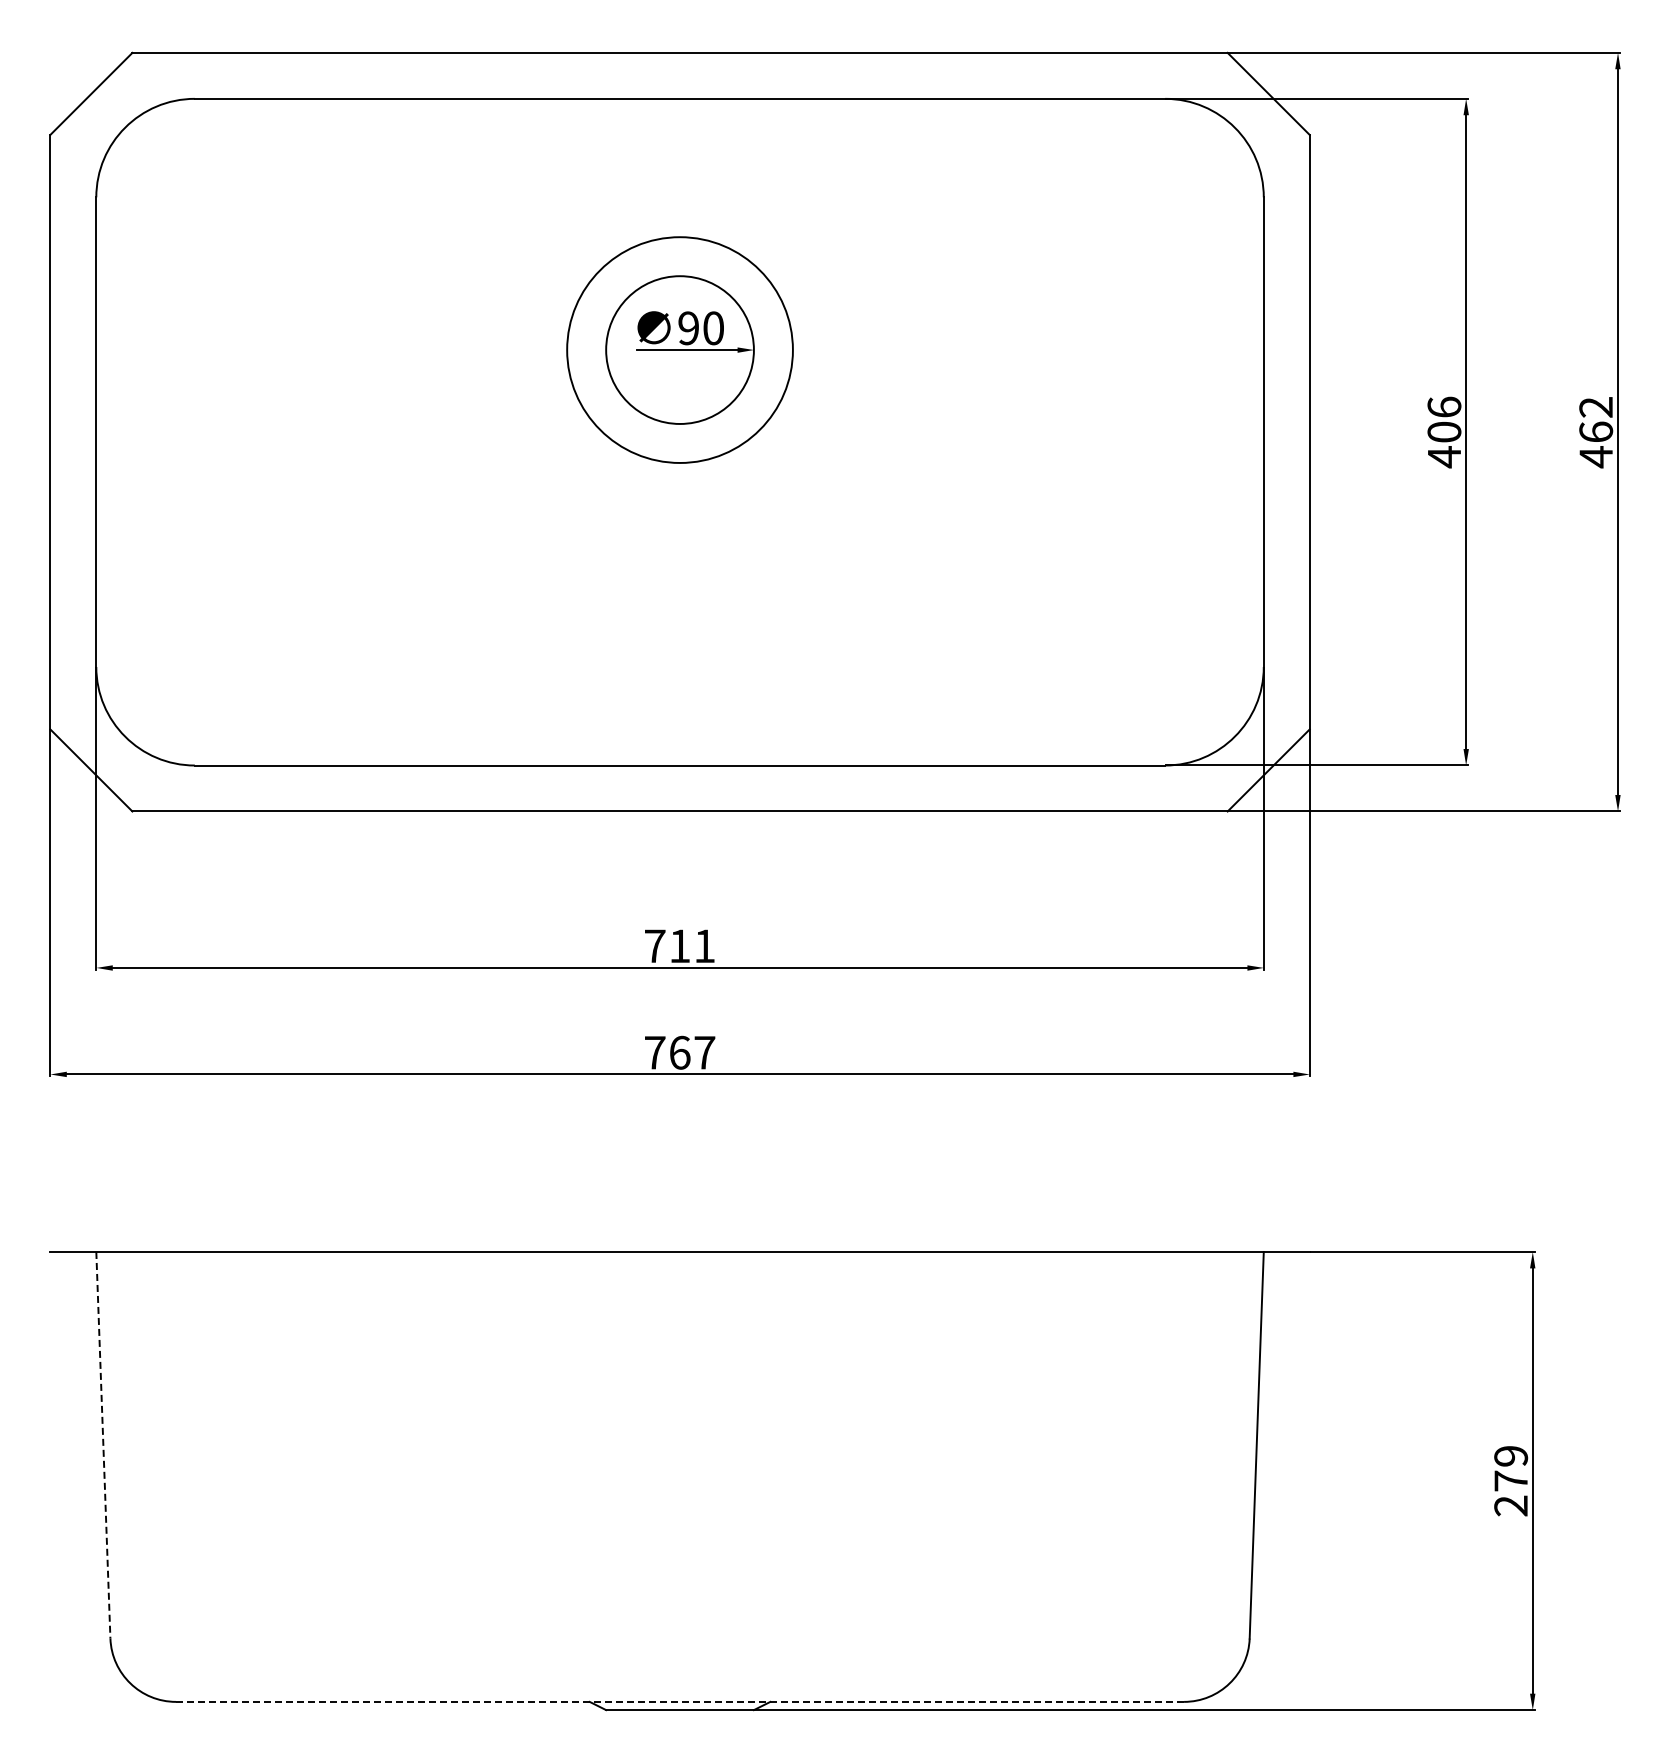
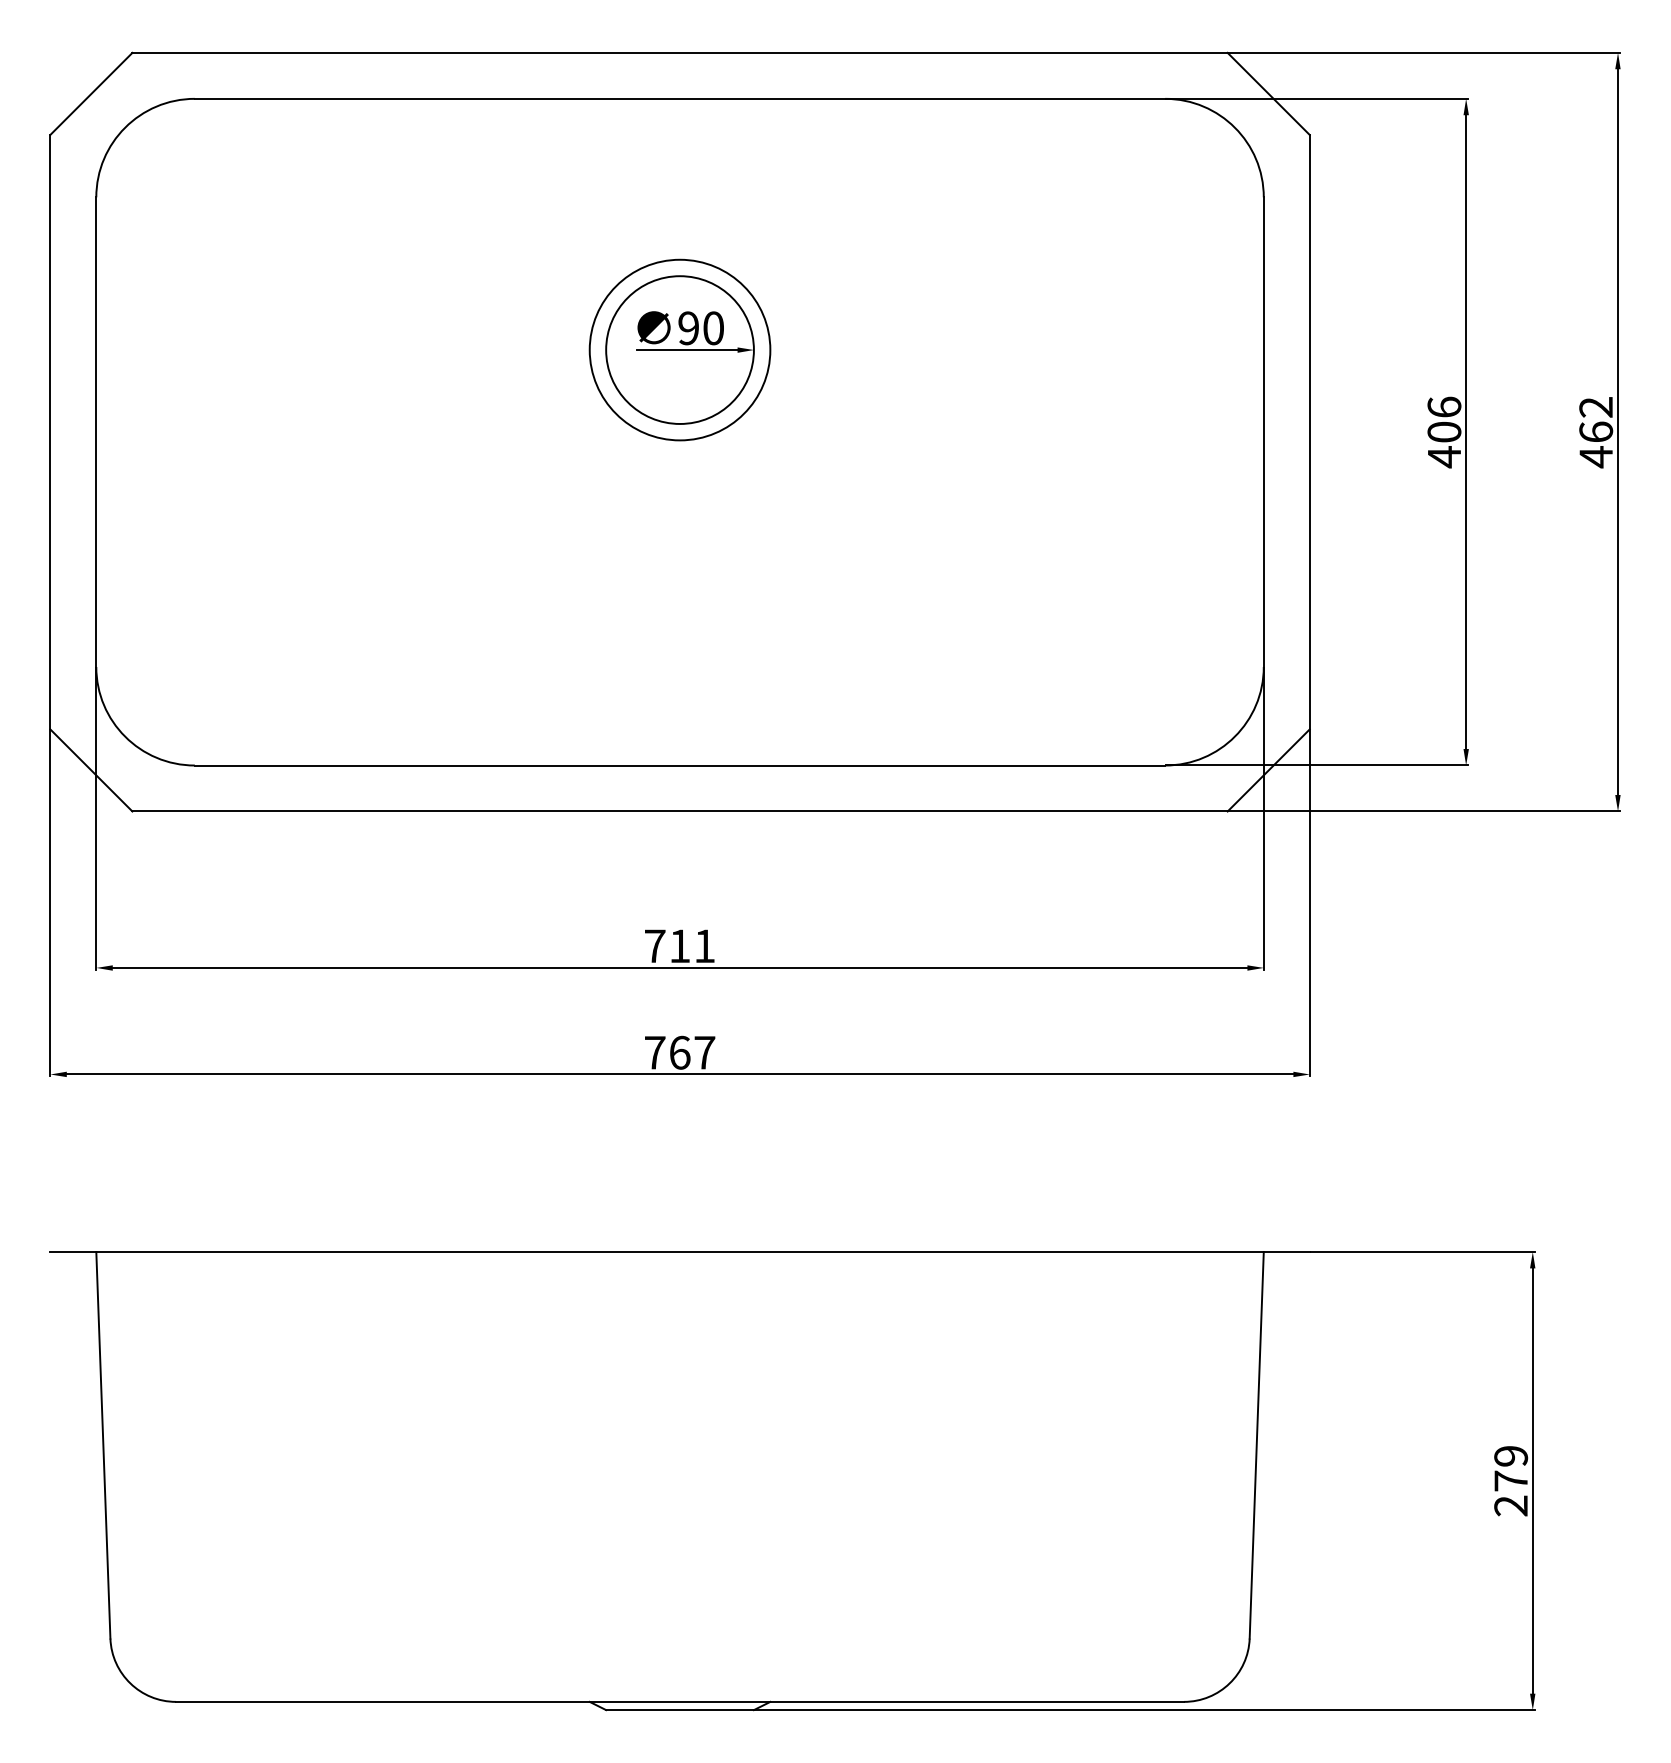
circle diameter: 226 px -> 181 px (679, 349)
line: dashed -> solid (103, 1445)
line: dashed -> solid (680, 1701)
